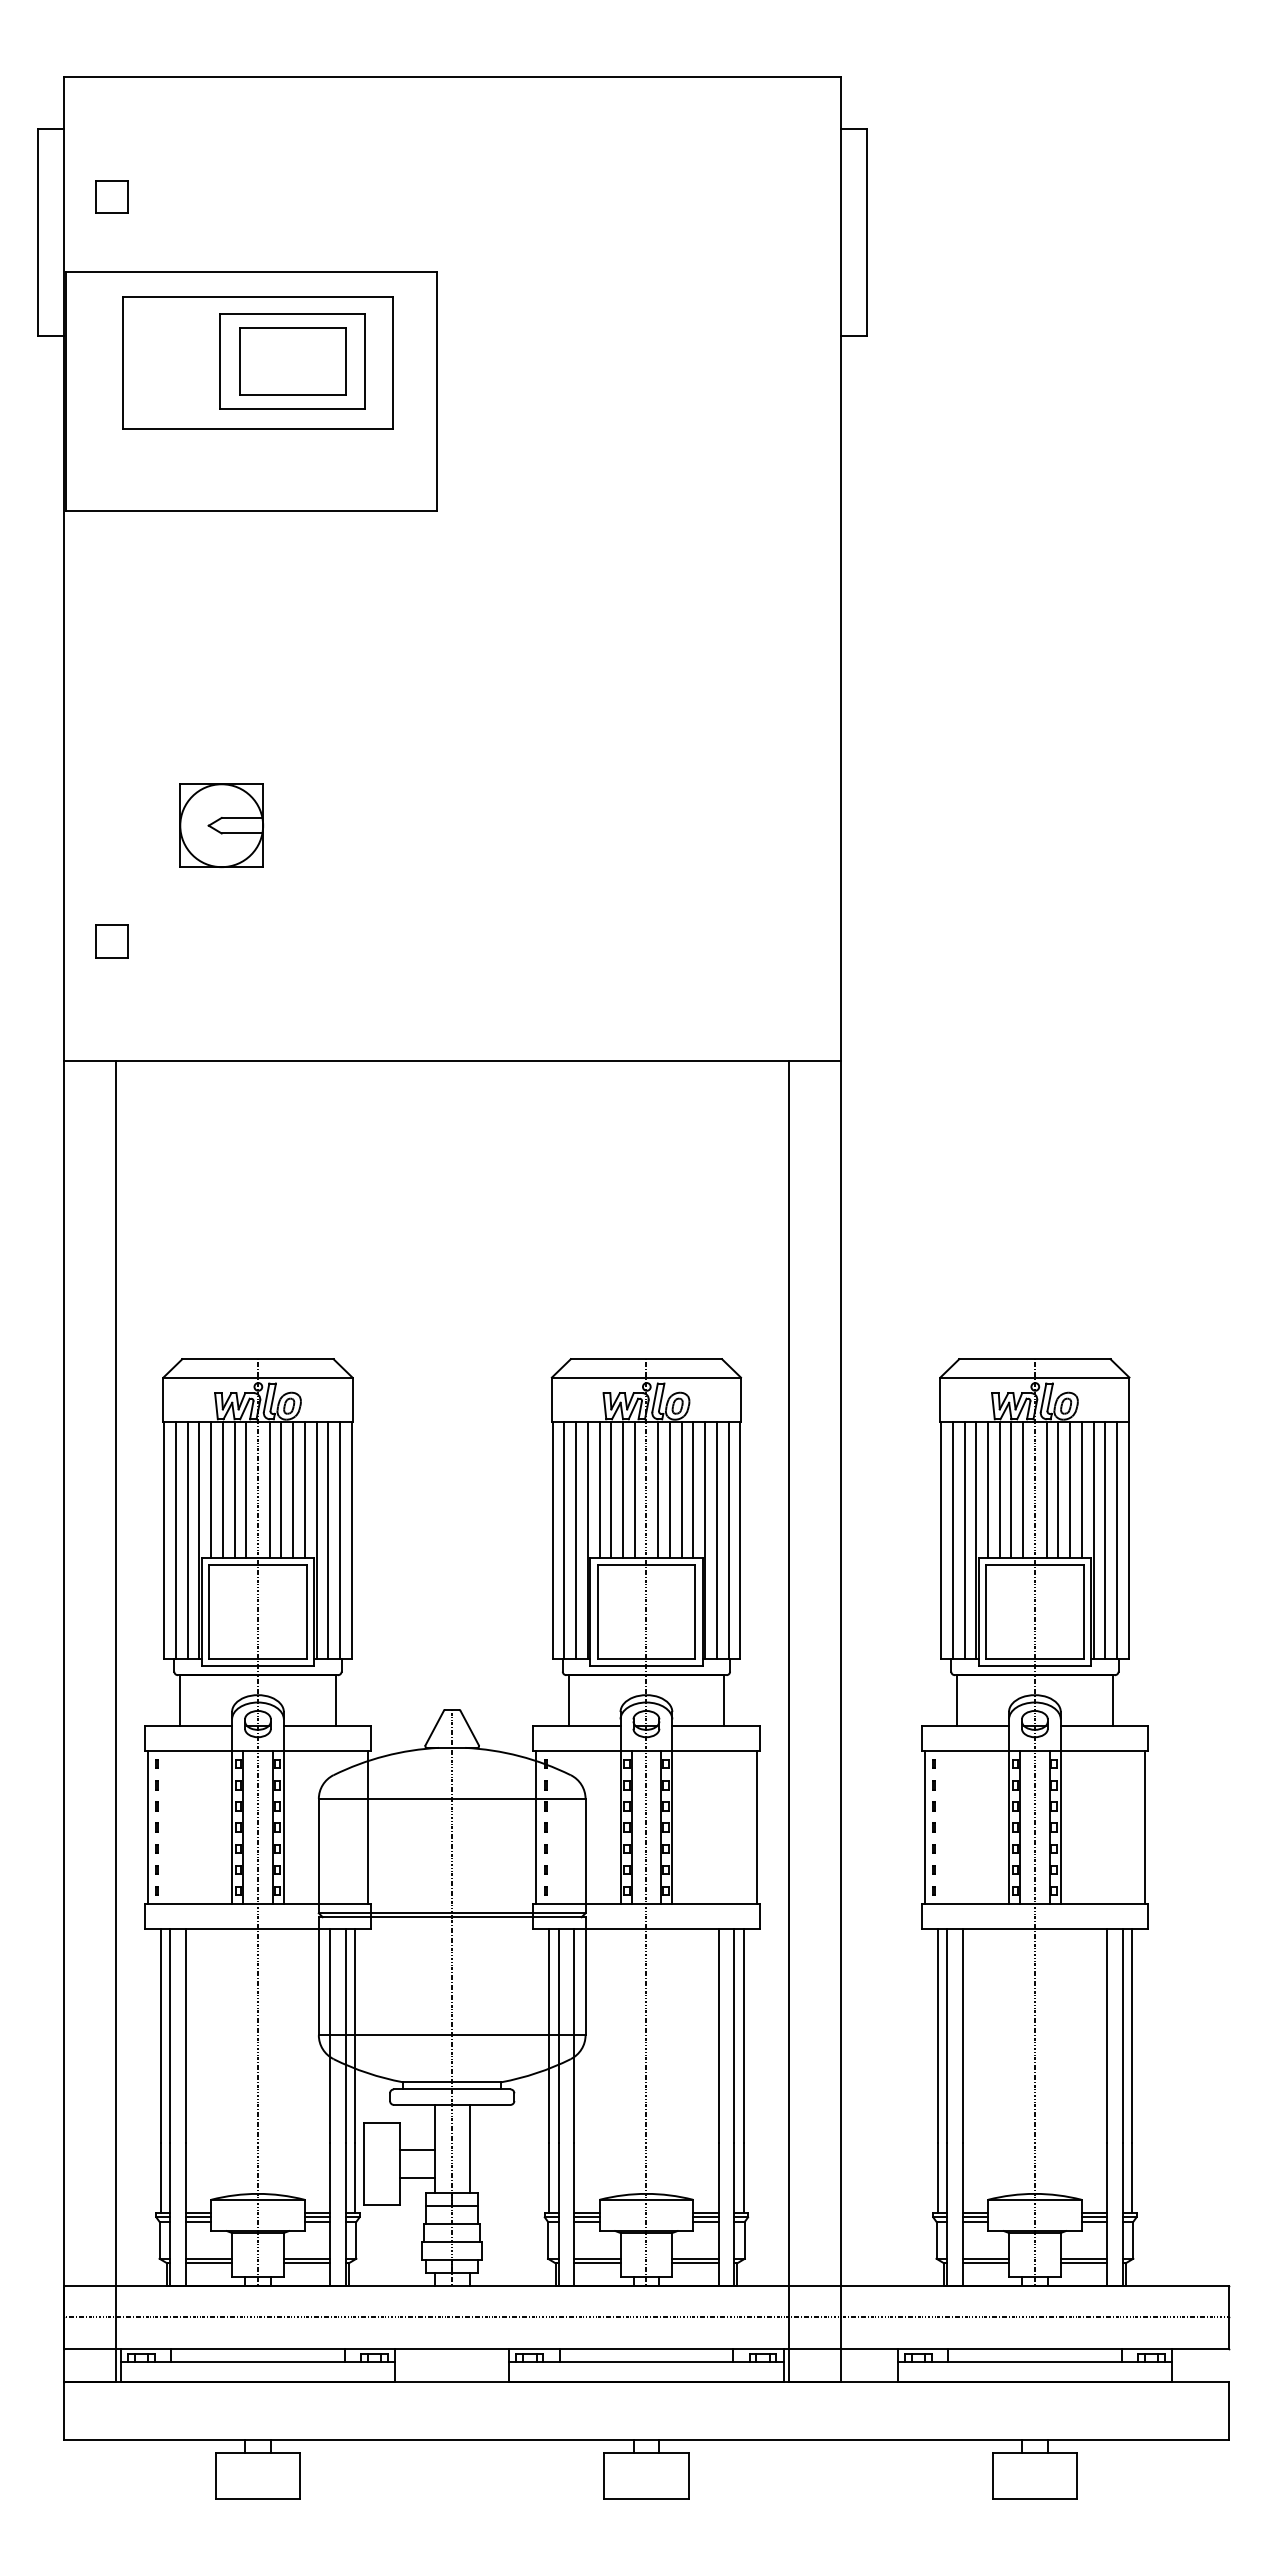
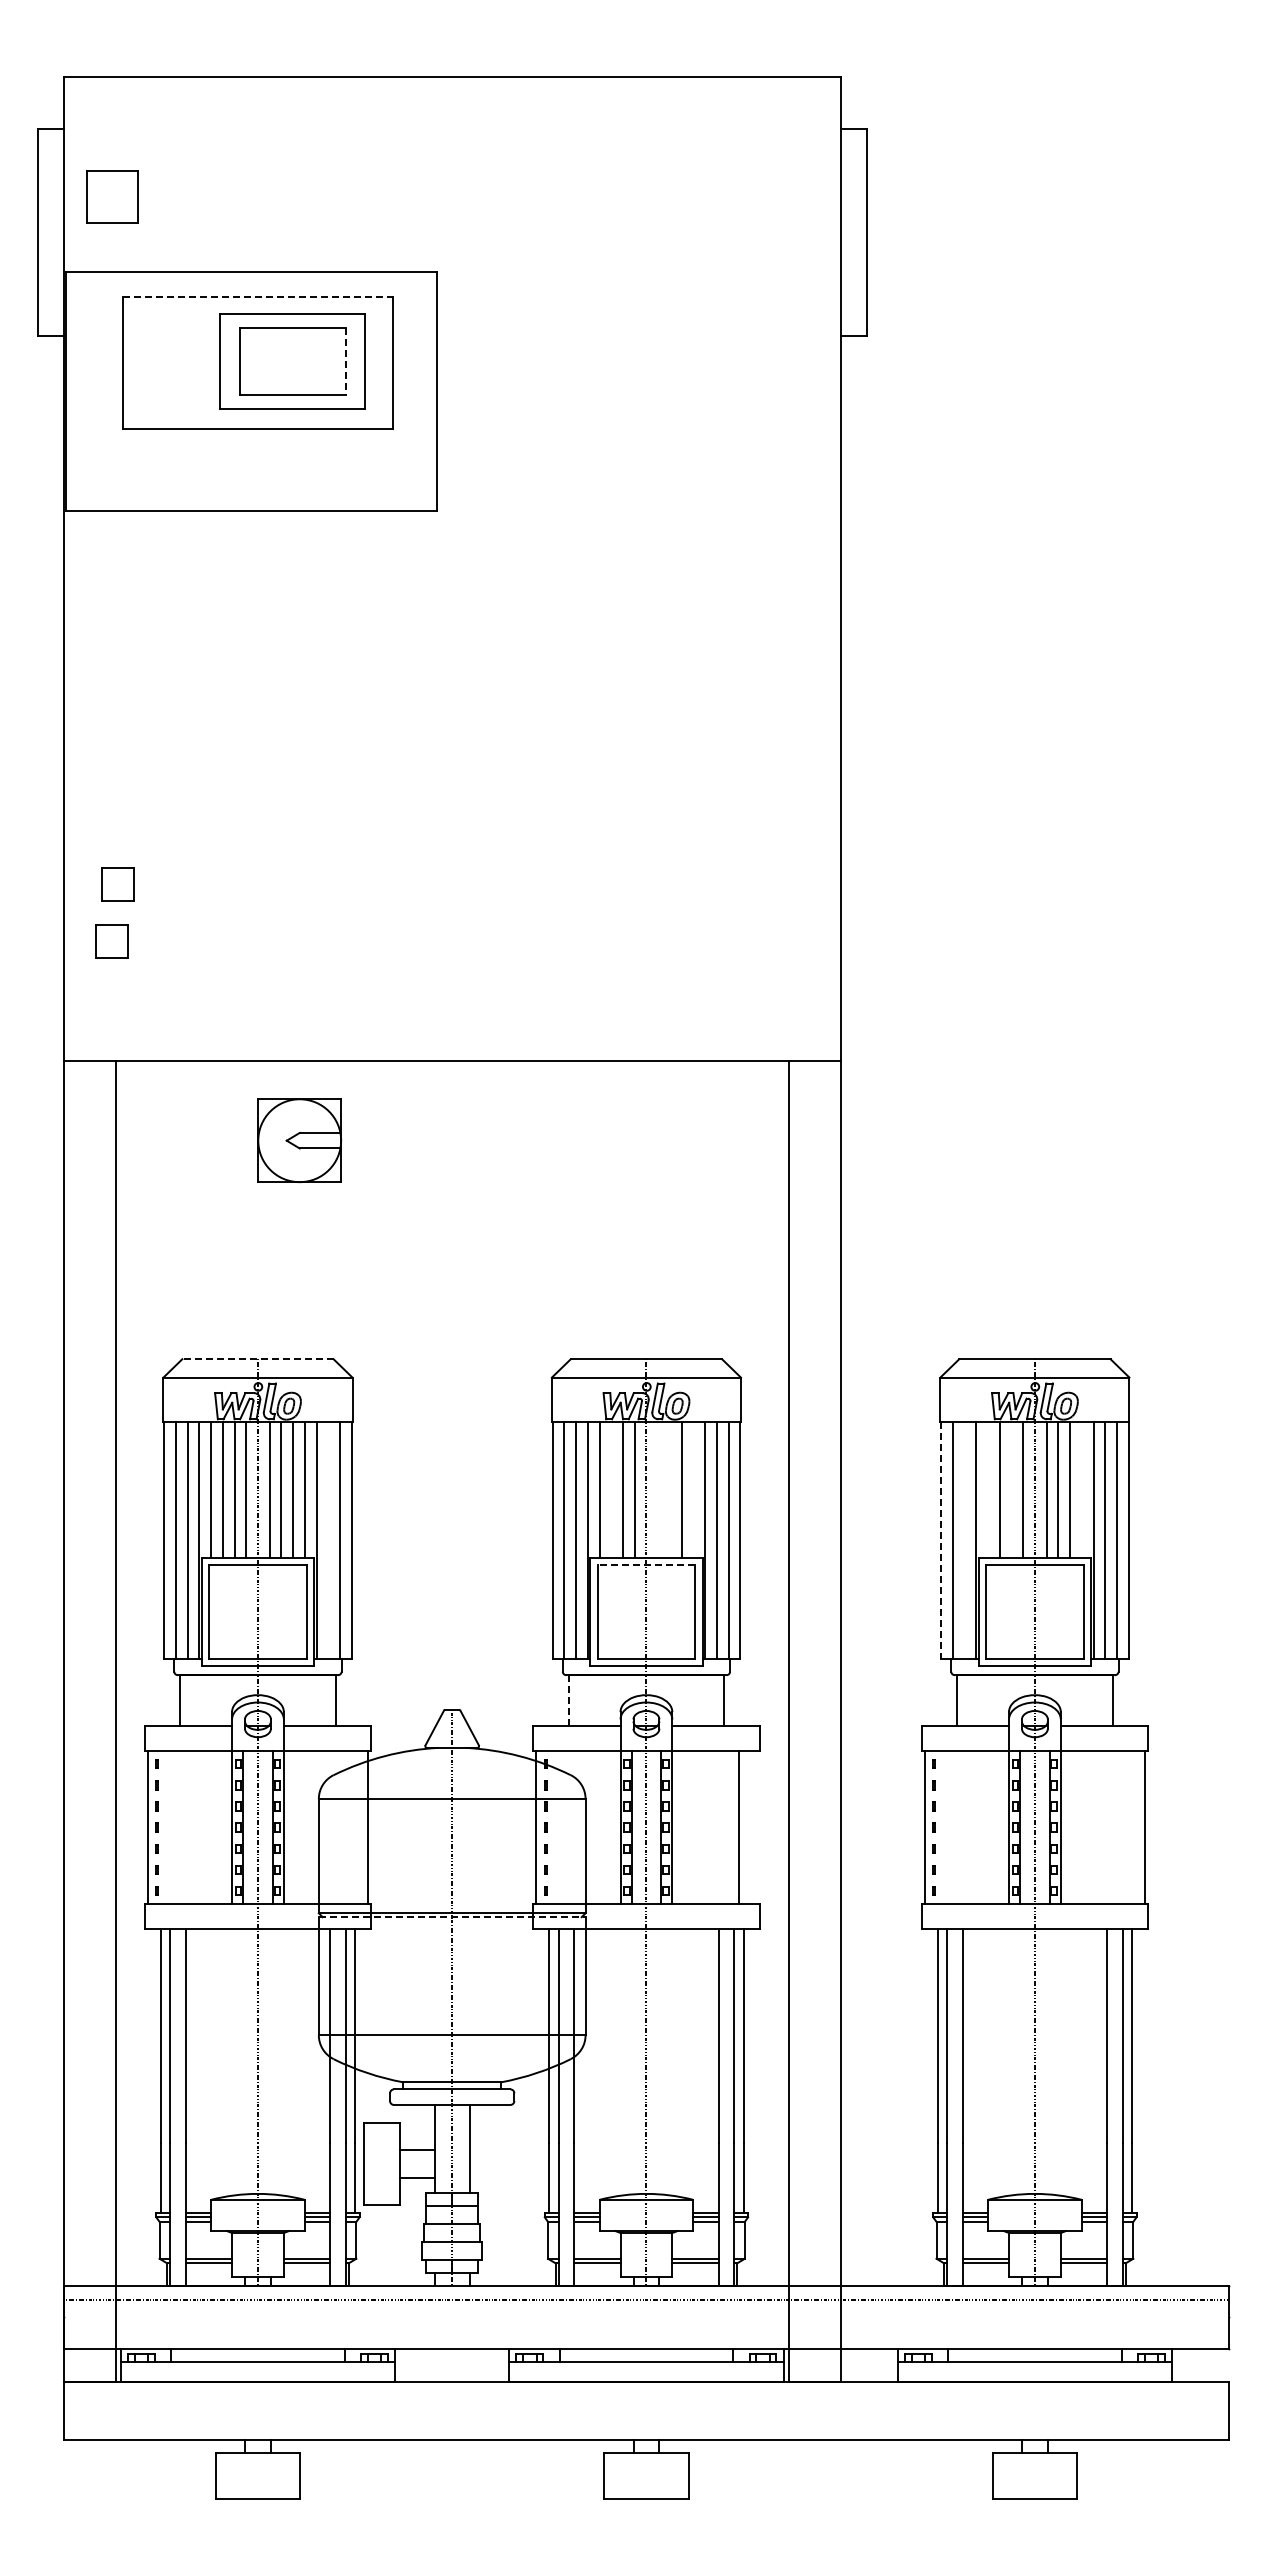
part size: 34x34 px -> 53x54 px (112, 196)
line: solid -> dashed (257, 297)
line: solid -> dashed (346, 362)
part position: (221, 825) -> (299, 1140) (299, 1140)
part: none -> present (117, 884)
line: solid -> dashed (257, 1359)
line: present -> none (611, 1489)
line: present -> none (658, 1489)
line: present -> none (669, 1489)
line: present -> none (693, 1489)
line: present -> none (988, 1489)
line: present -> none (1011, 1489)
line: present -> none (1081, 1489)
line: present -> none (328, 1540)
line: present -> none (964, 1540)
line: solid -> dashed (941, 1541)
line: solid -> dashed (646, 1564)
line: solid -> dashed (568, 1700)
line position: (756, 1827) -> (738, 1827) (738, 1827)
line: solid -> dashed (452, 1917)
line position: (646, 2317) -> (646, 2300) (646, 2300)
